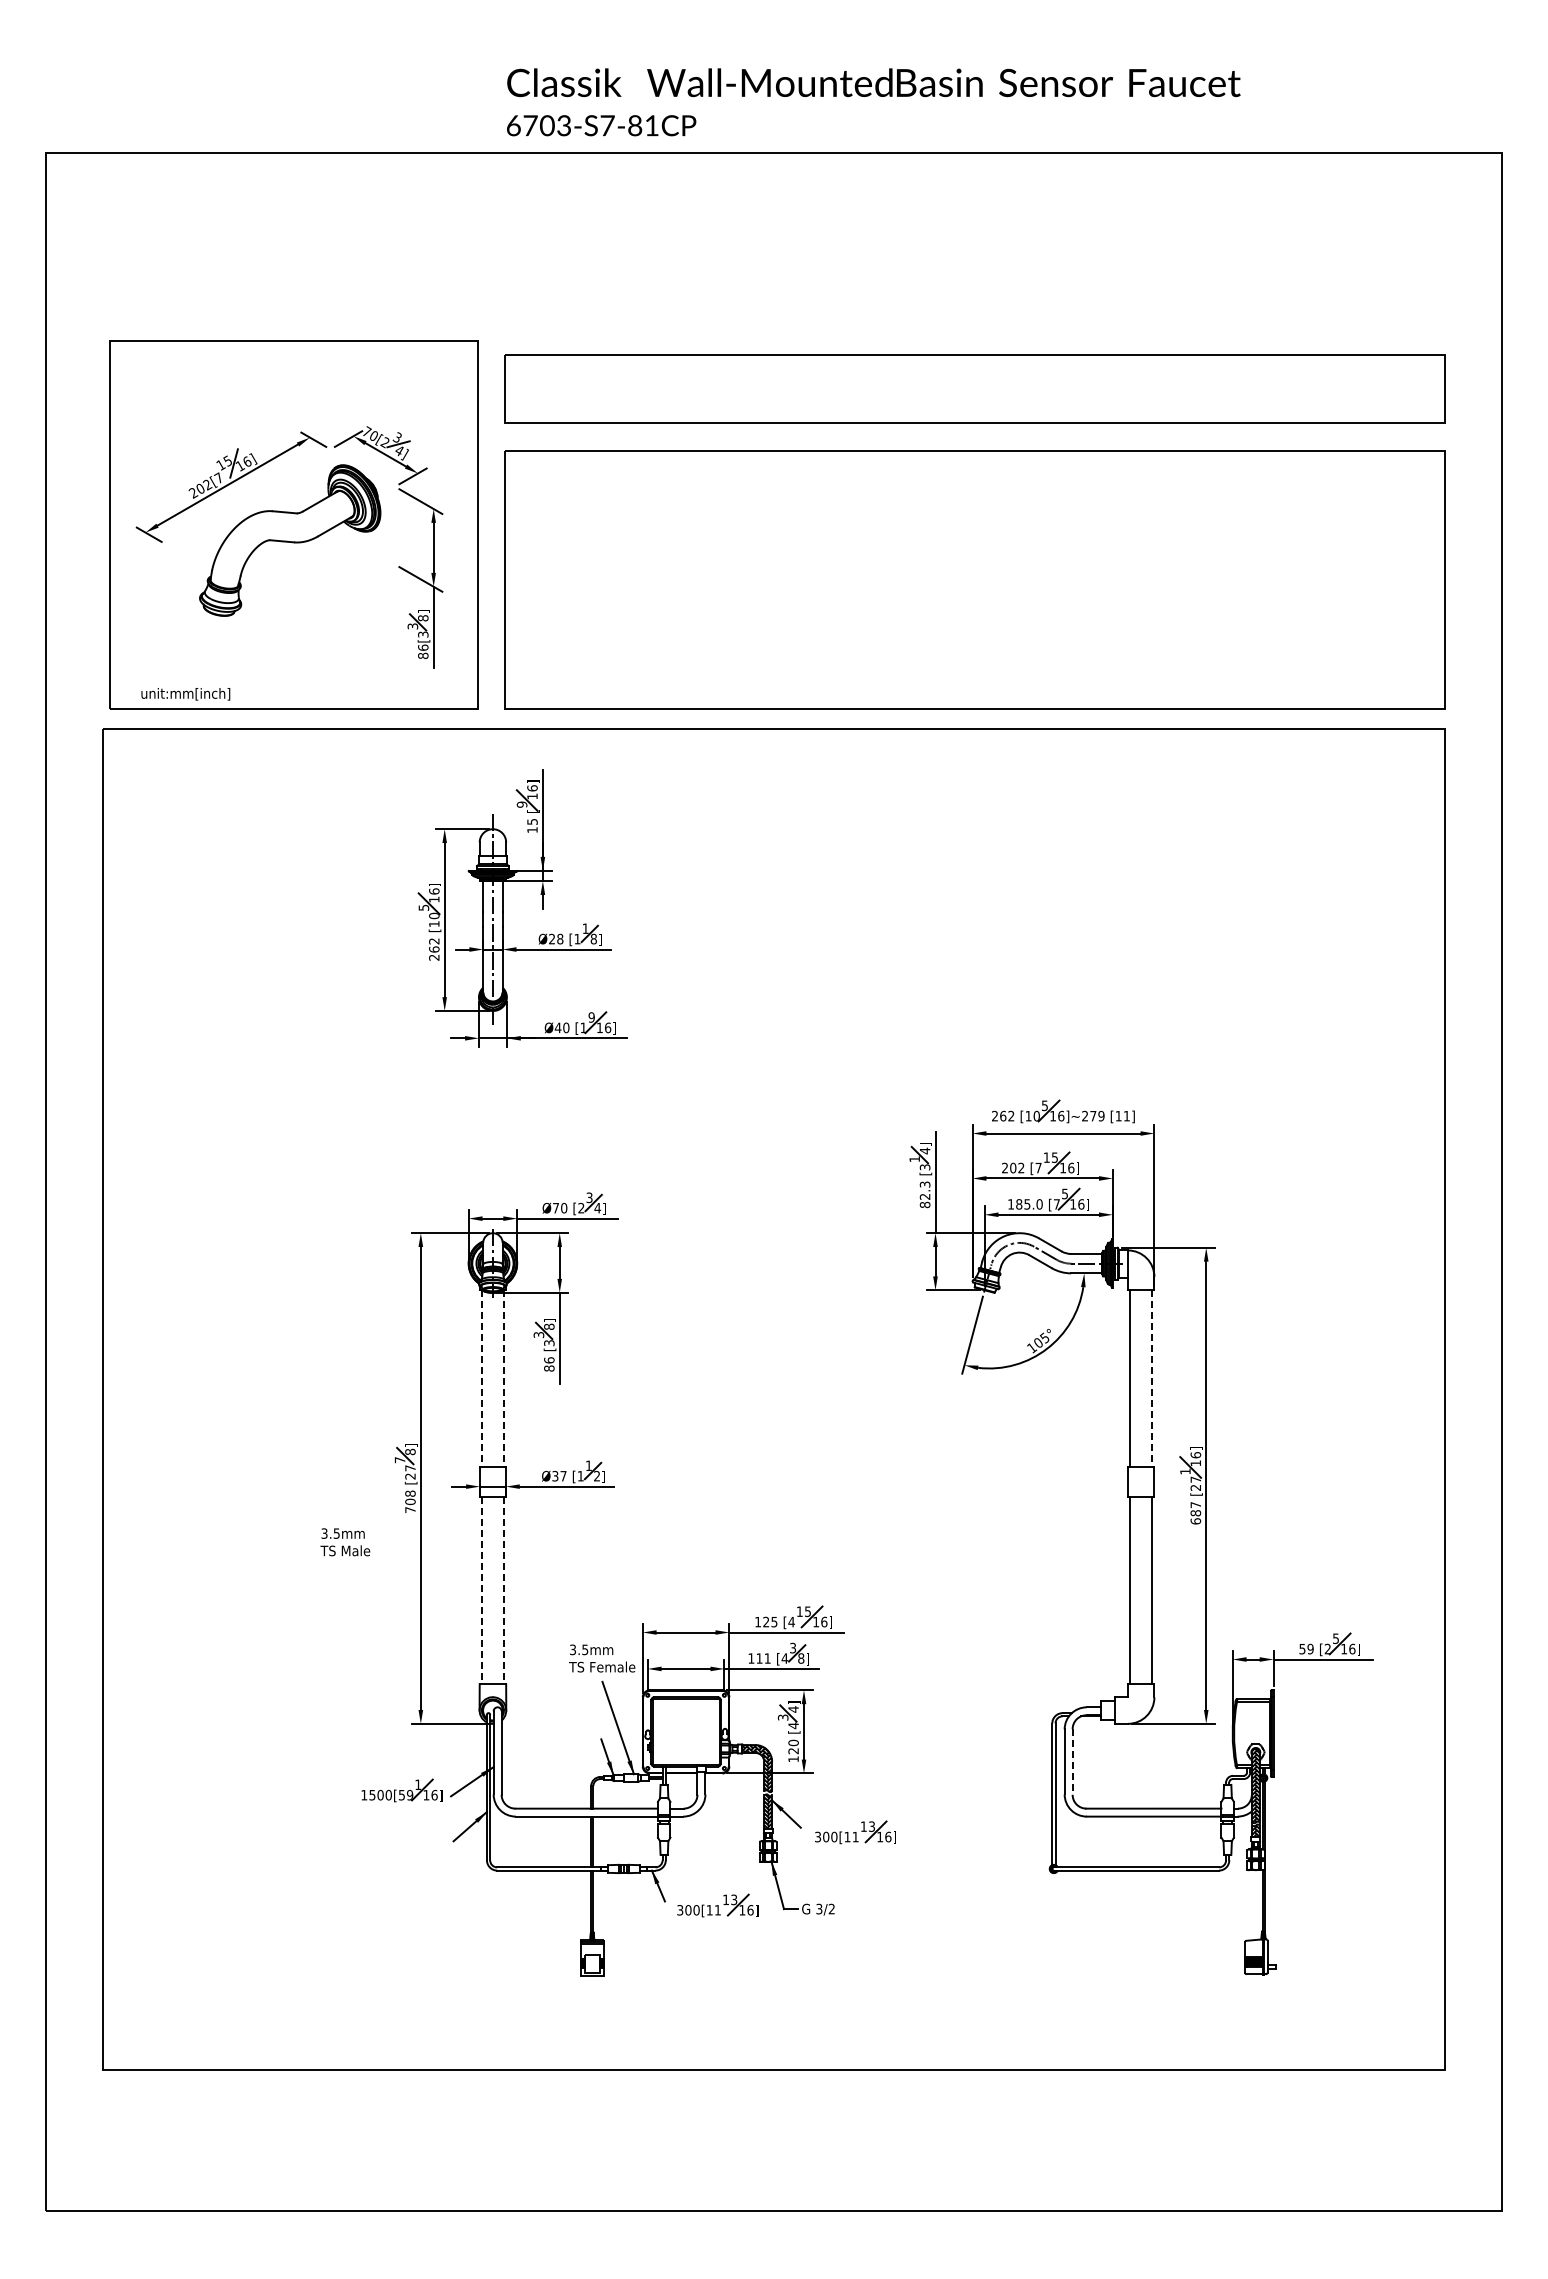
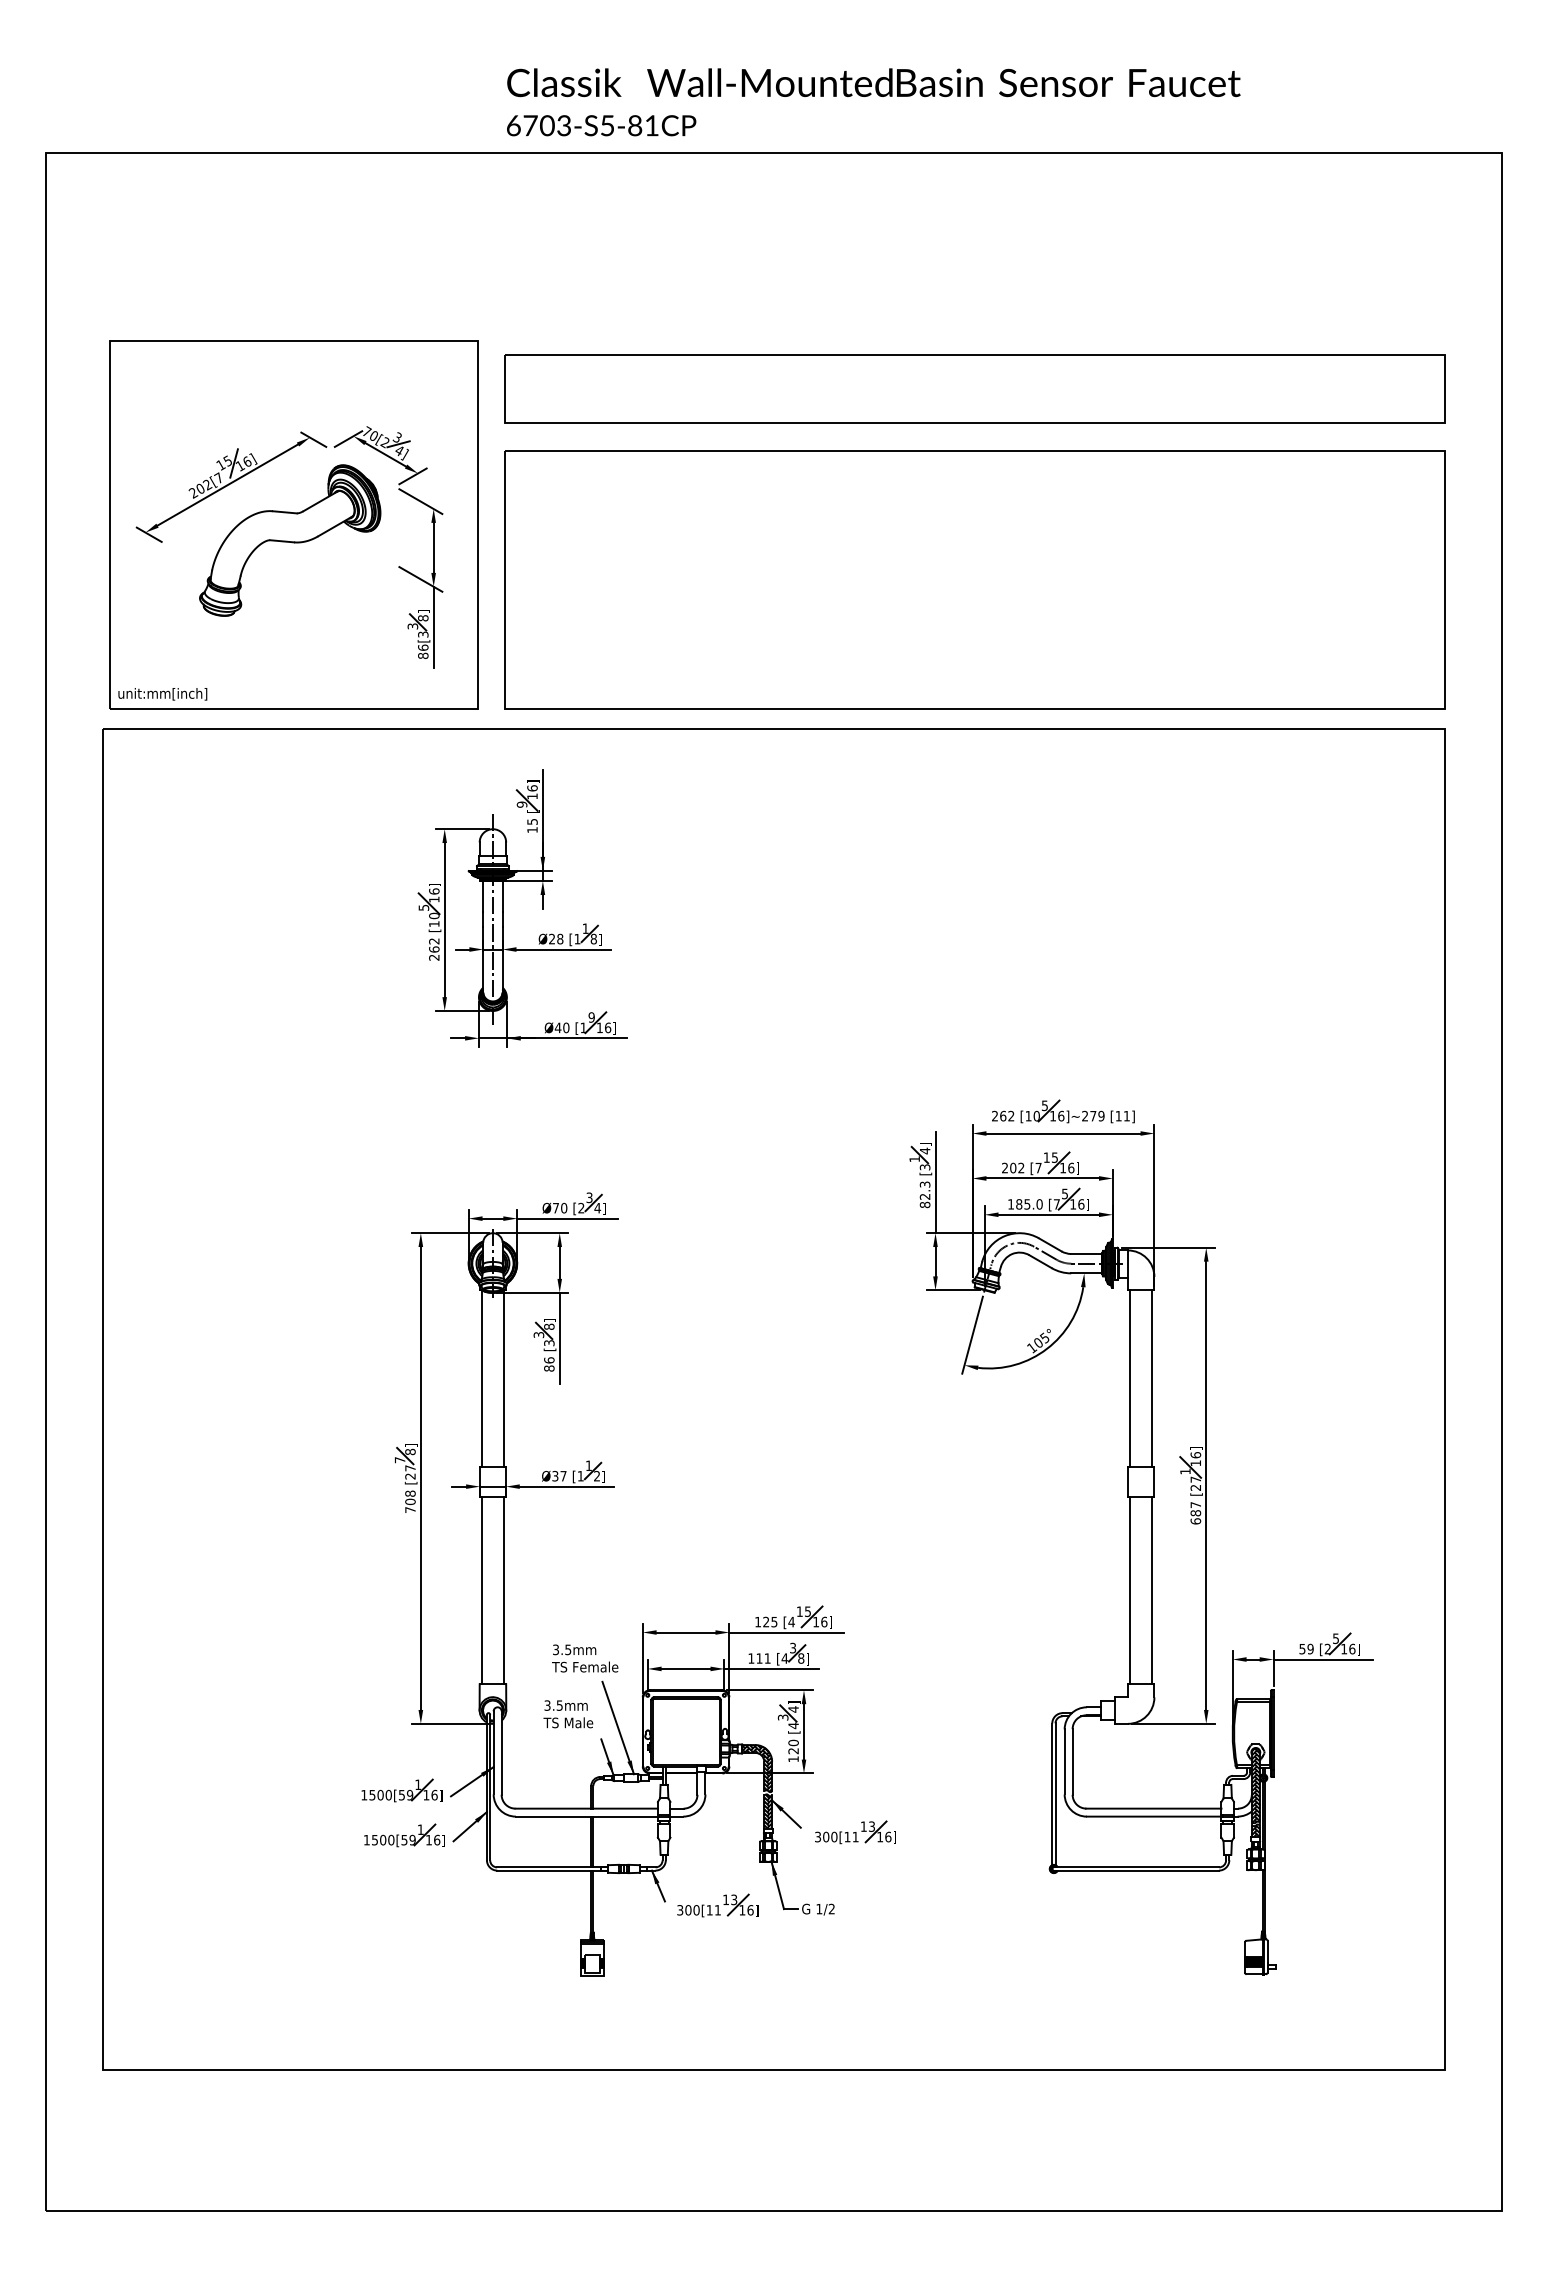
text: 6703-S7-81CP -> 6703-S5-81CP (607, 125)
text position: (185, 694) -> (162, 694) (162, 694)
line: dashed -> solid (481, 1378)
line: dashed -> solid (504, 1378)
line: dashed -> solid (1152, 1378)
text position: (345, 1542) -> (568, 1714) (568, 1714)
line: dashed -> solid (481, 1590)
line: dashed -> solid (504, 1590)
text position: (602, 1658) -> (585, 1658) (585, 1658)
line: dashed -> solid (1072, 1761)
part: none -> present (404, 1835)
text: 3/2 -> 1/2 (819, 1908)
